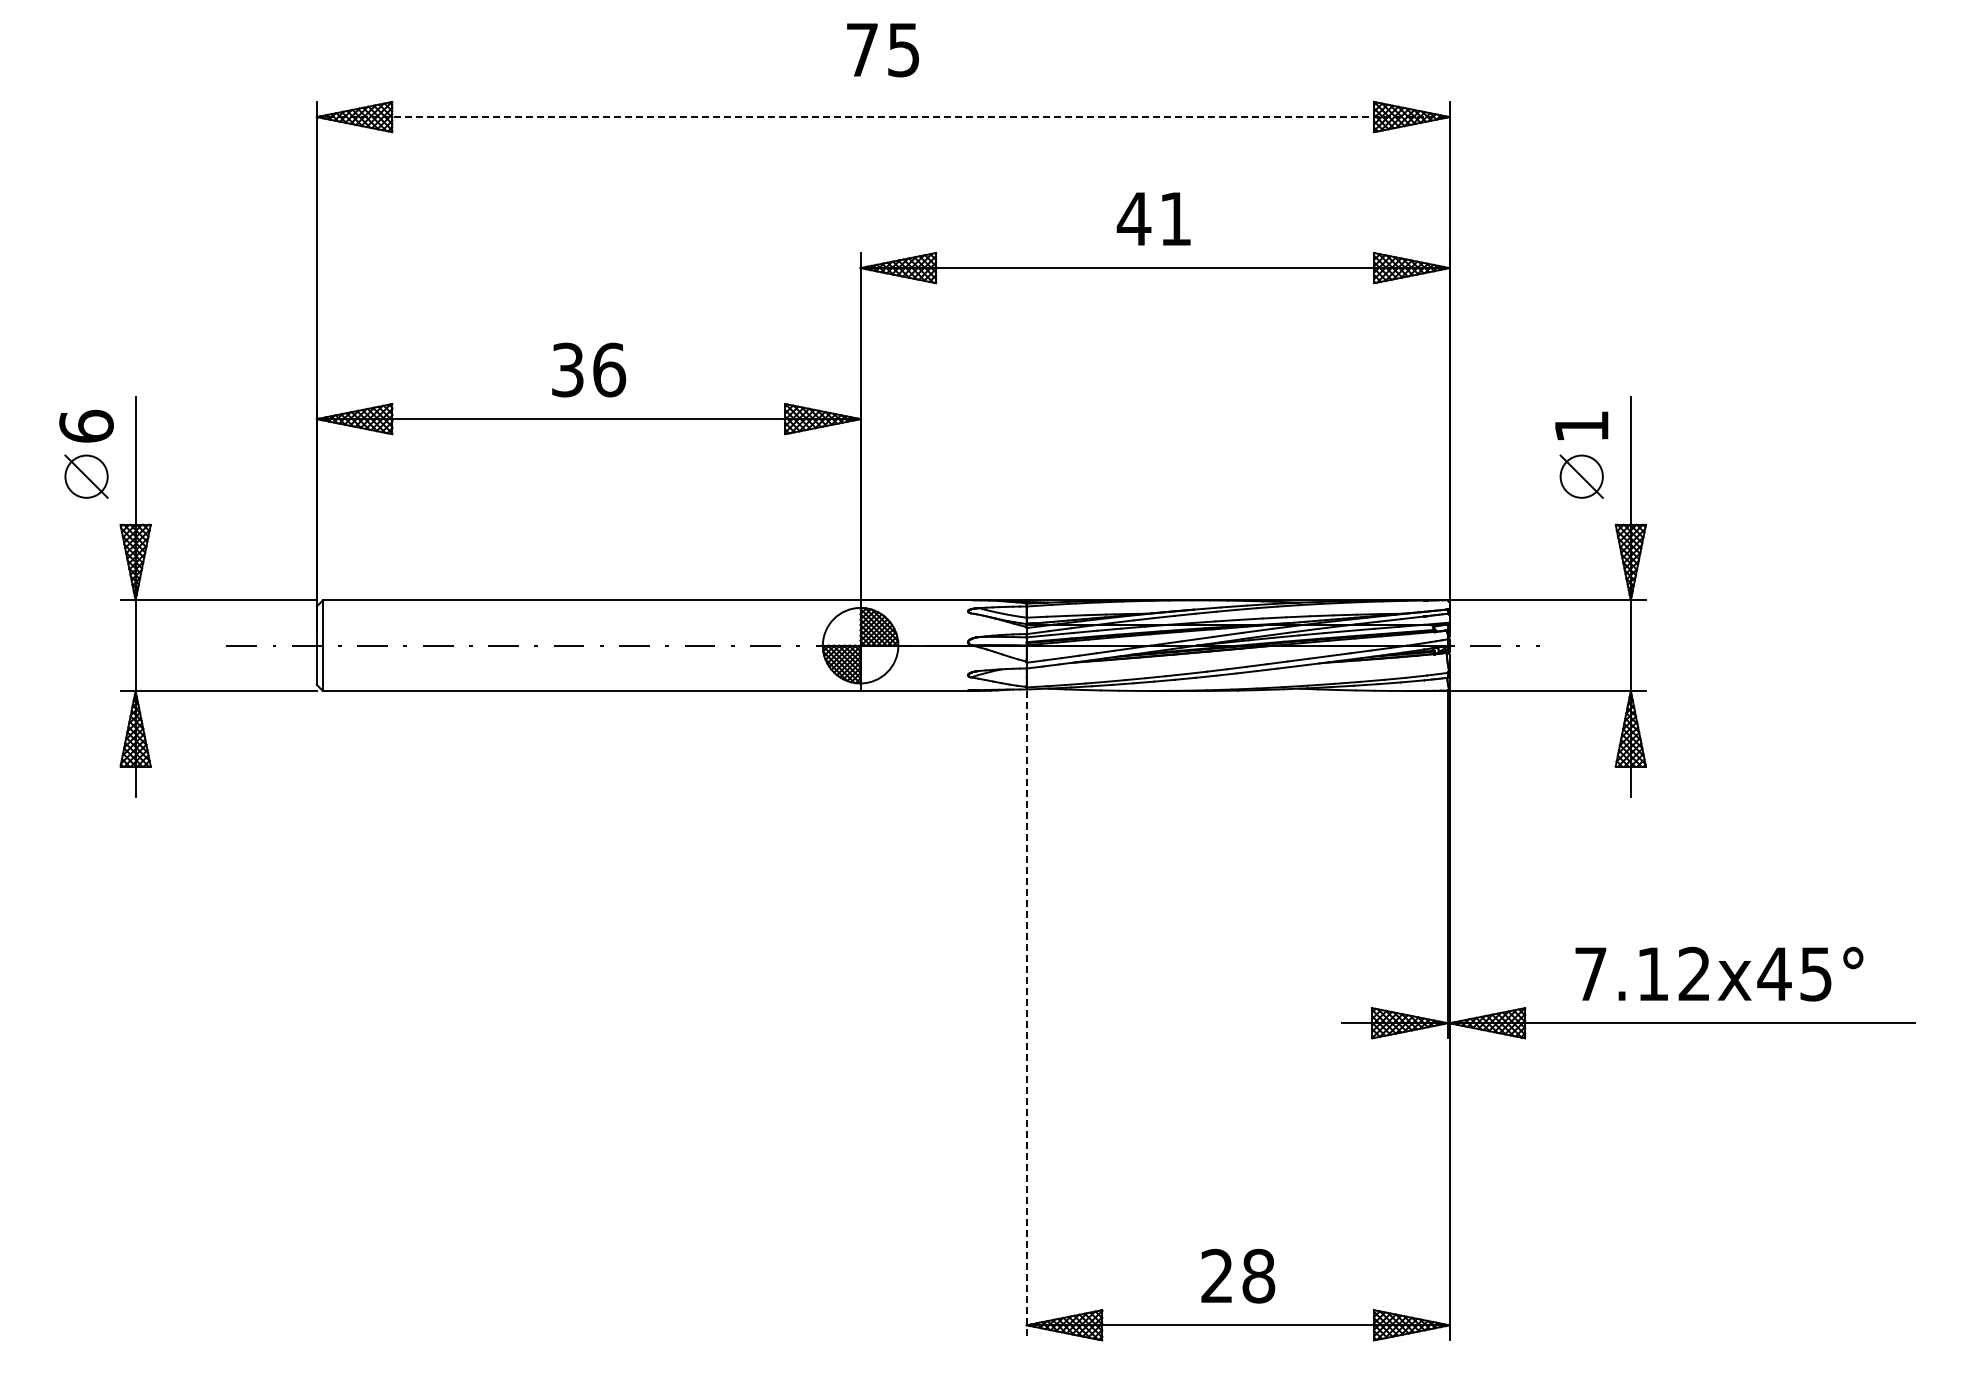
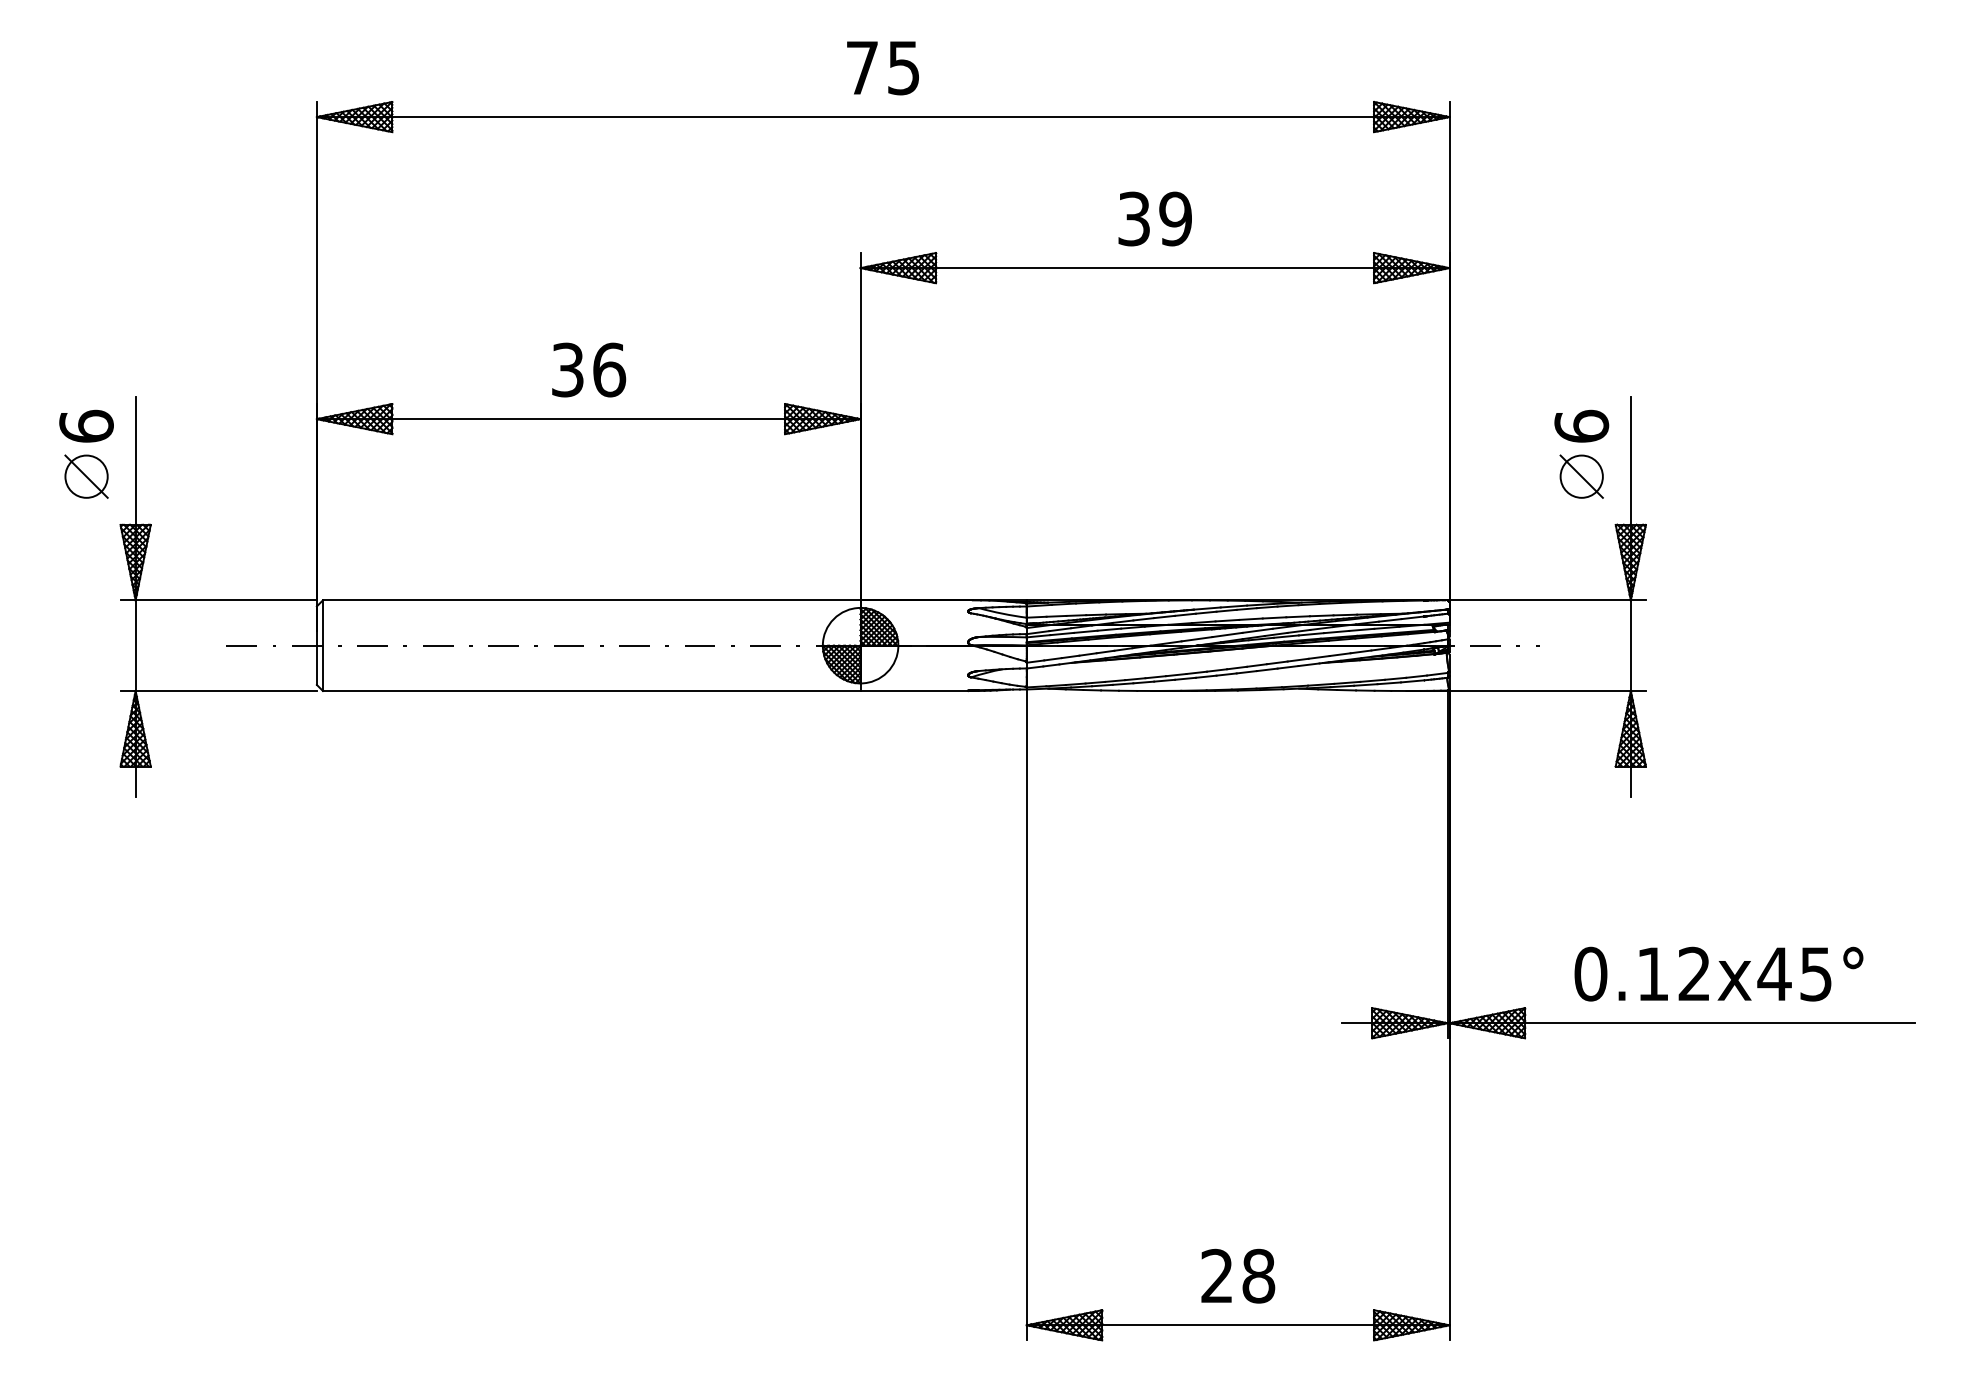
text position: (882, 50) -> (882, 68) (882, 68)
line: dashed -> solid (883, 117)
text: 41 -> 39 (1153, 218)
text: 1 -> 6 (1581, 425)
text: 7.12x45° -> 0.12x45° (1590, 973)
line: dashed -> solid (1026, 1015)
